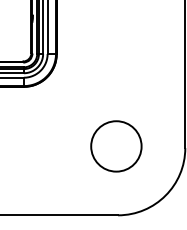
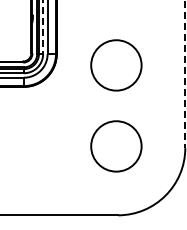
line: solid -> dashed (43, 27)
circle: none -> present (116, 65)
line: solid -> dashed (185, 74)
